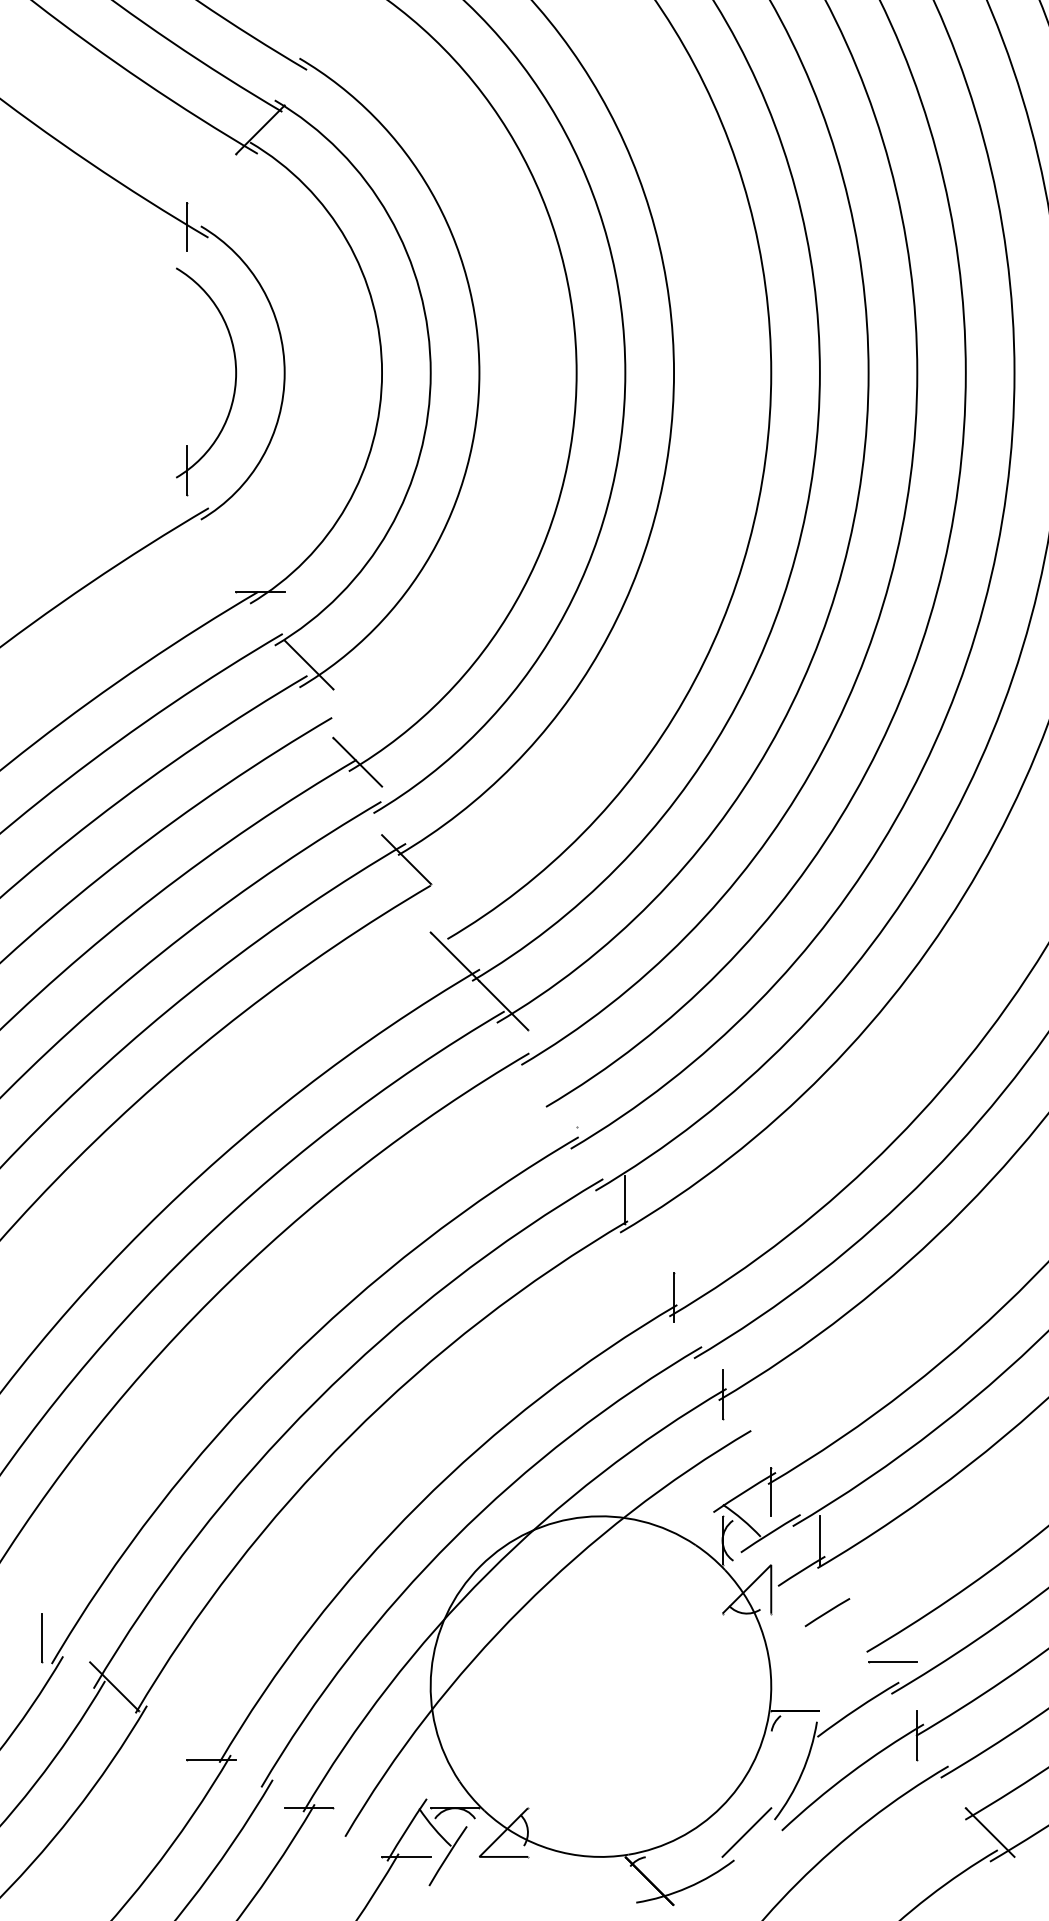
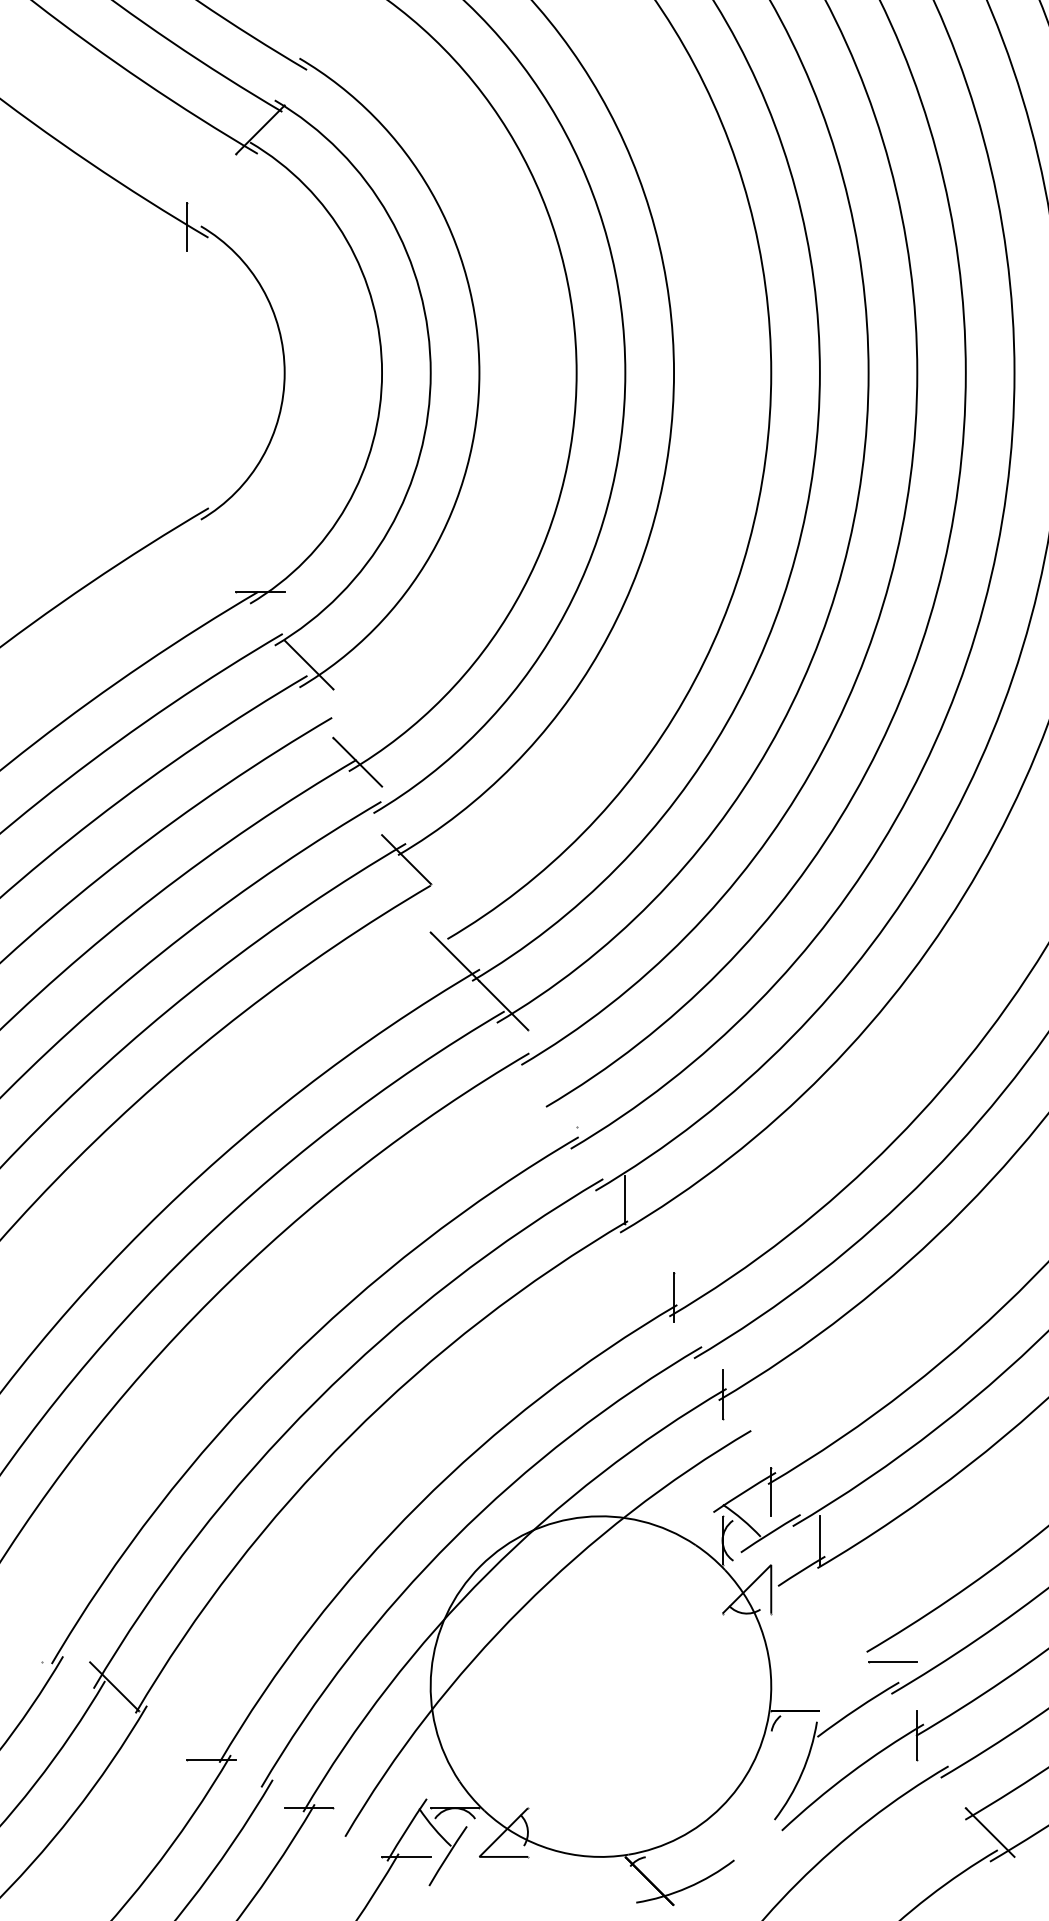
part: present -> none (234, 381)
line: present -> none (827, 1612)
line: present -> none (41, 1637)
line: present -> none (746, 1832)
